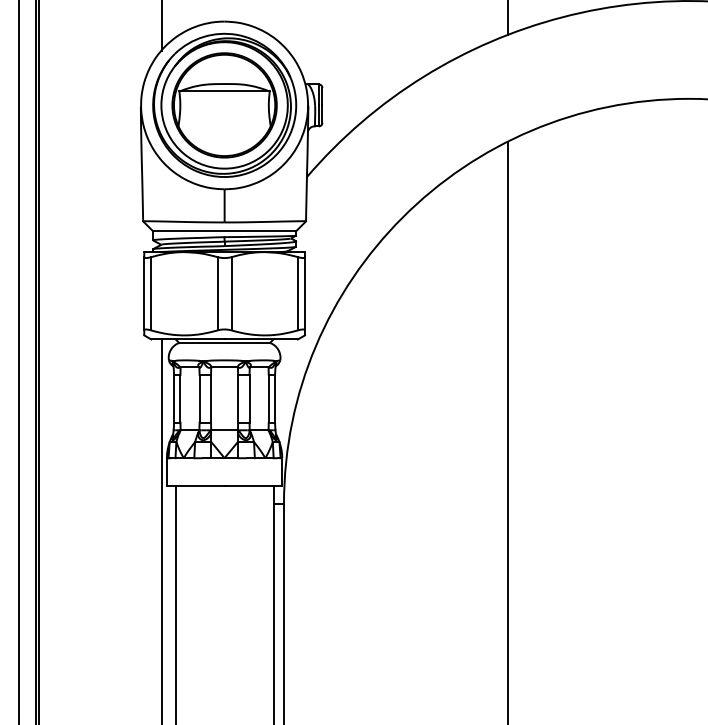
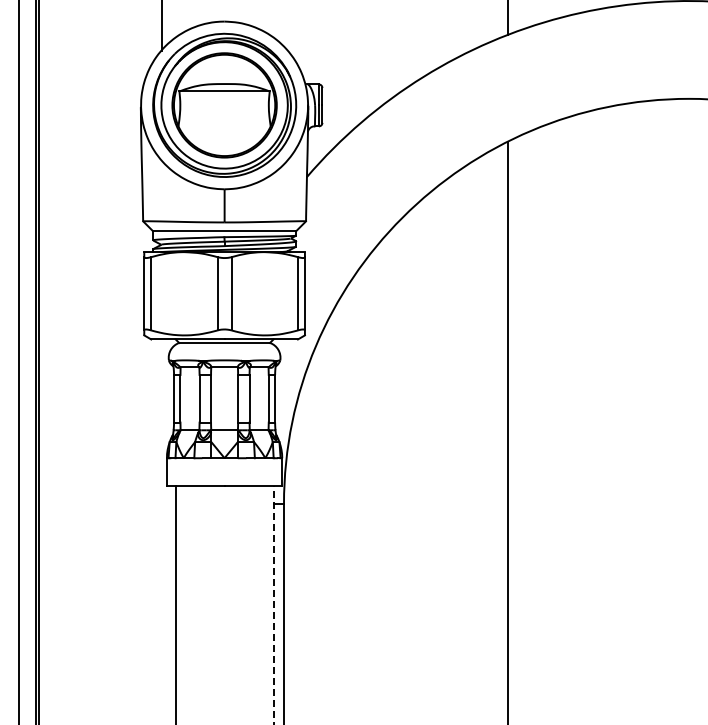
line: present -> none (161, 530)
line: solid -> dashed (273, 605)
